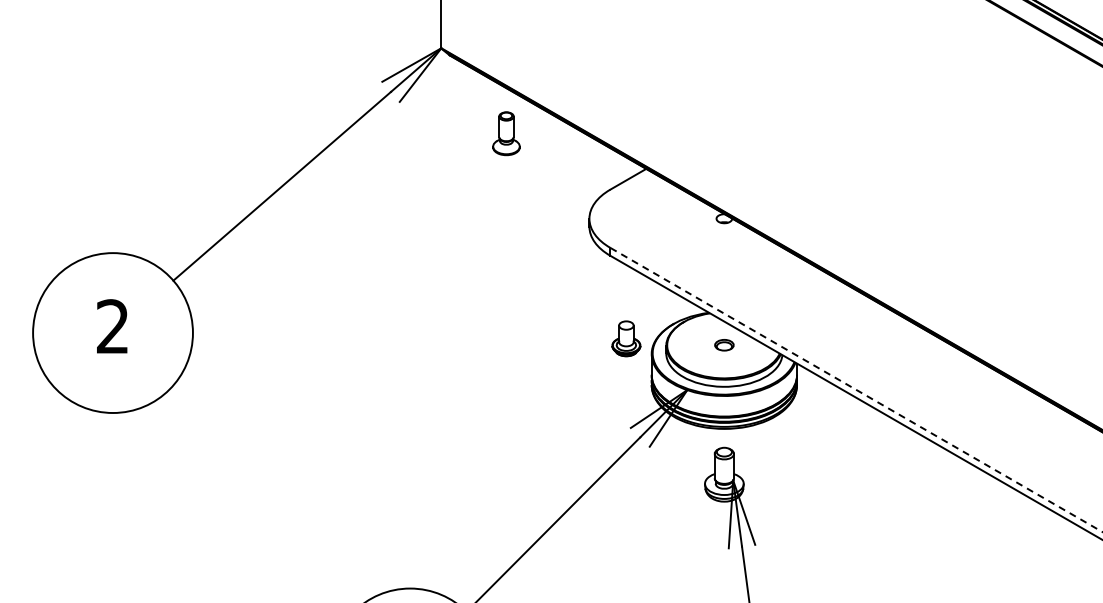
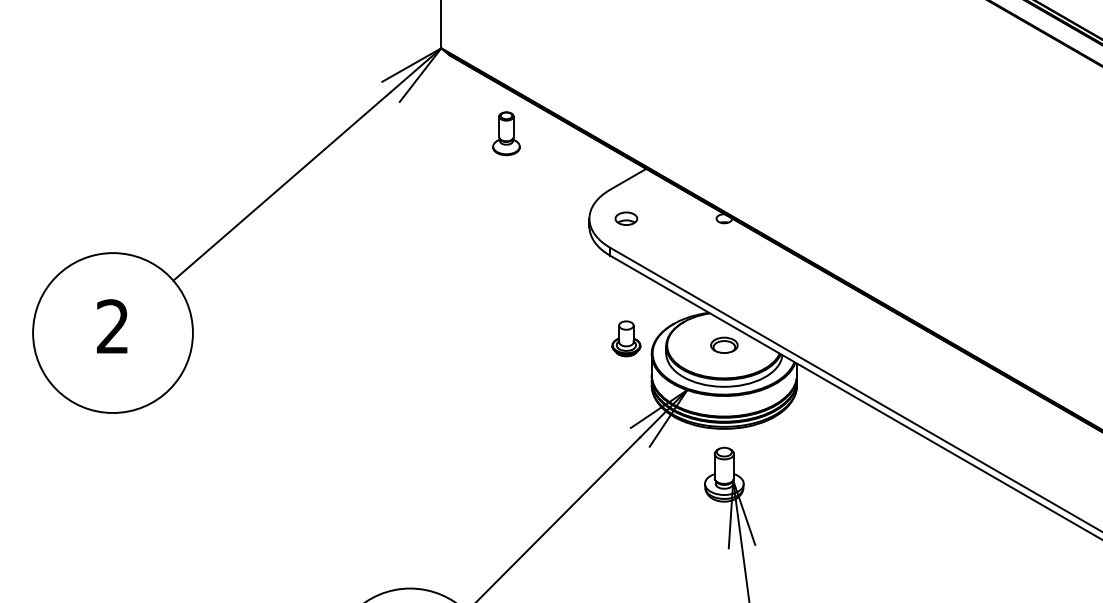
part: none -> present (626, 218)
part size: 21x13 px -> 29x18 px (724, 344)
line: dashed -> solid (856, 389)
